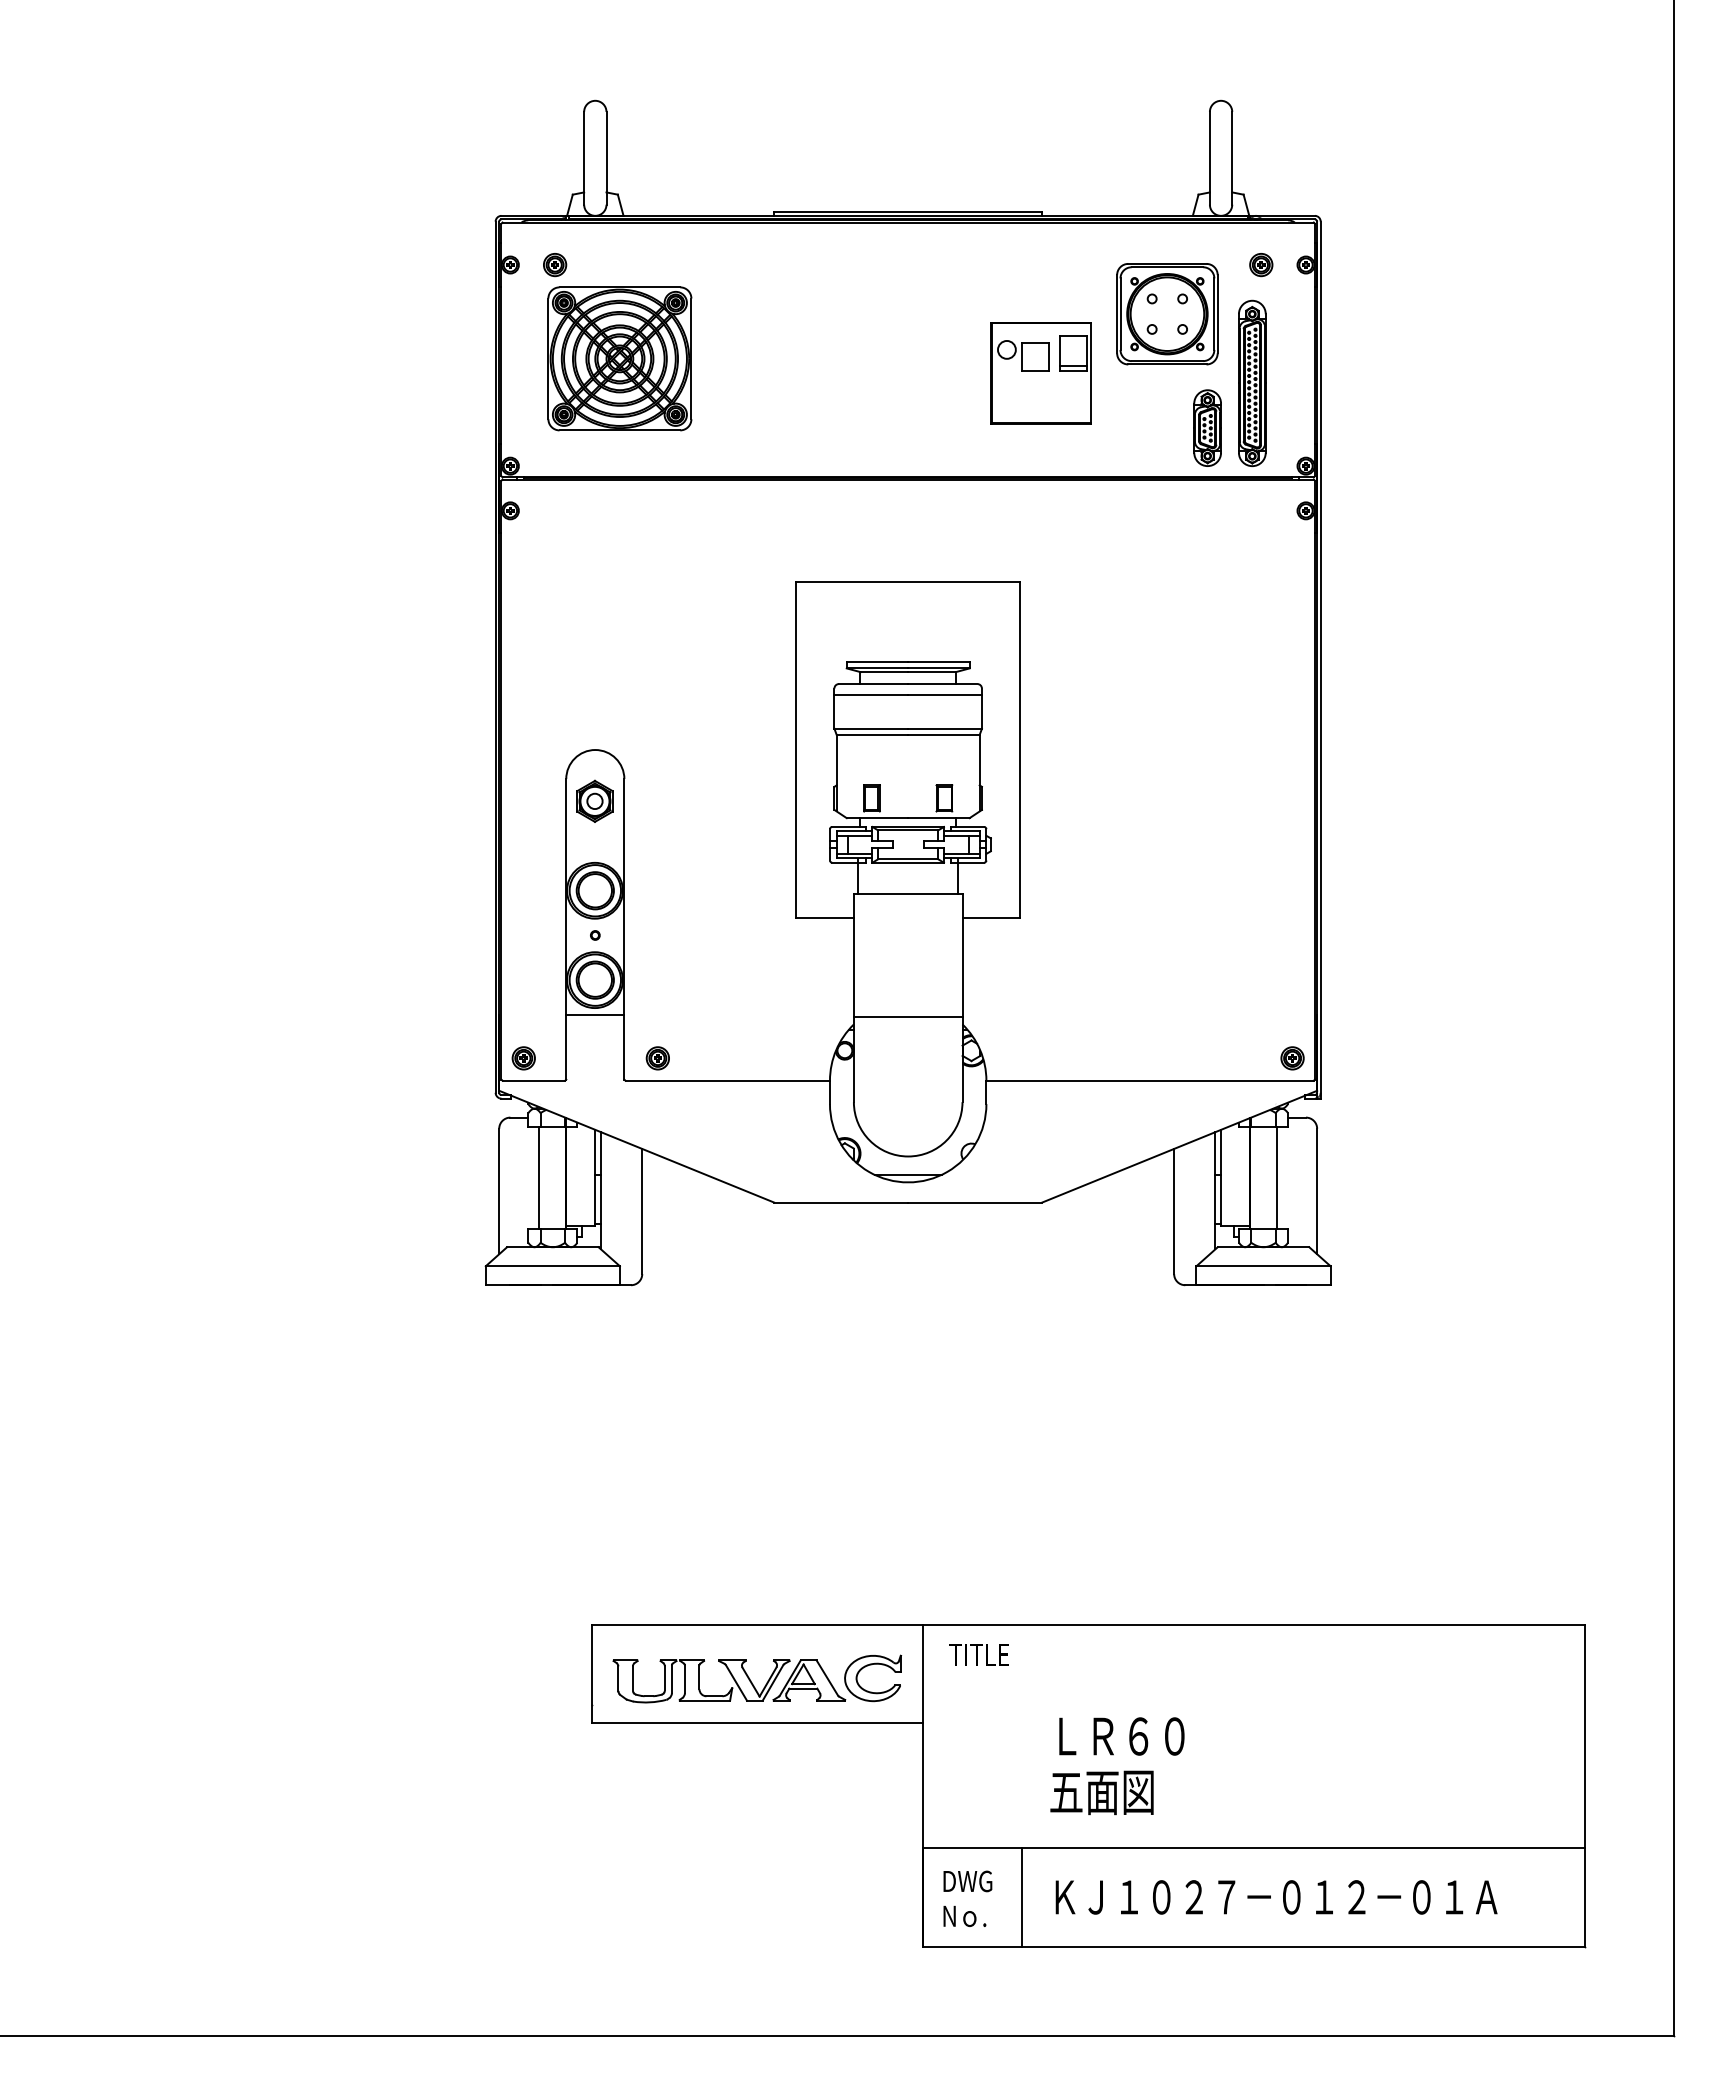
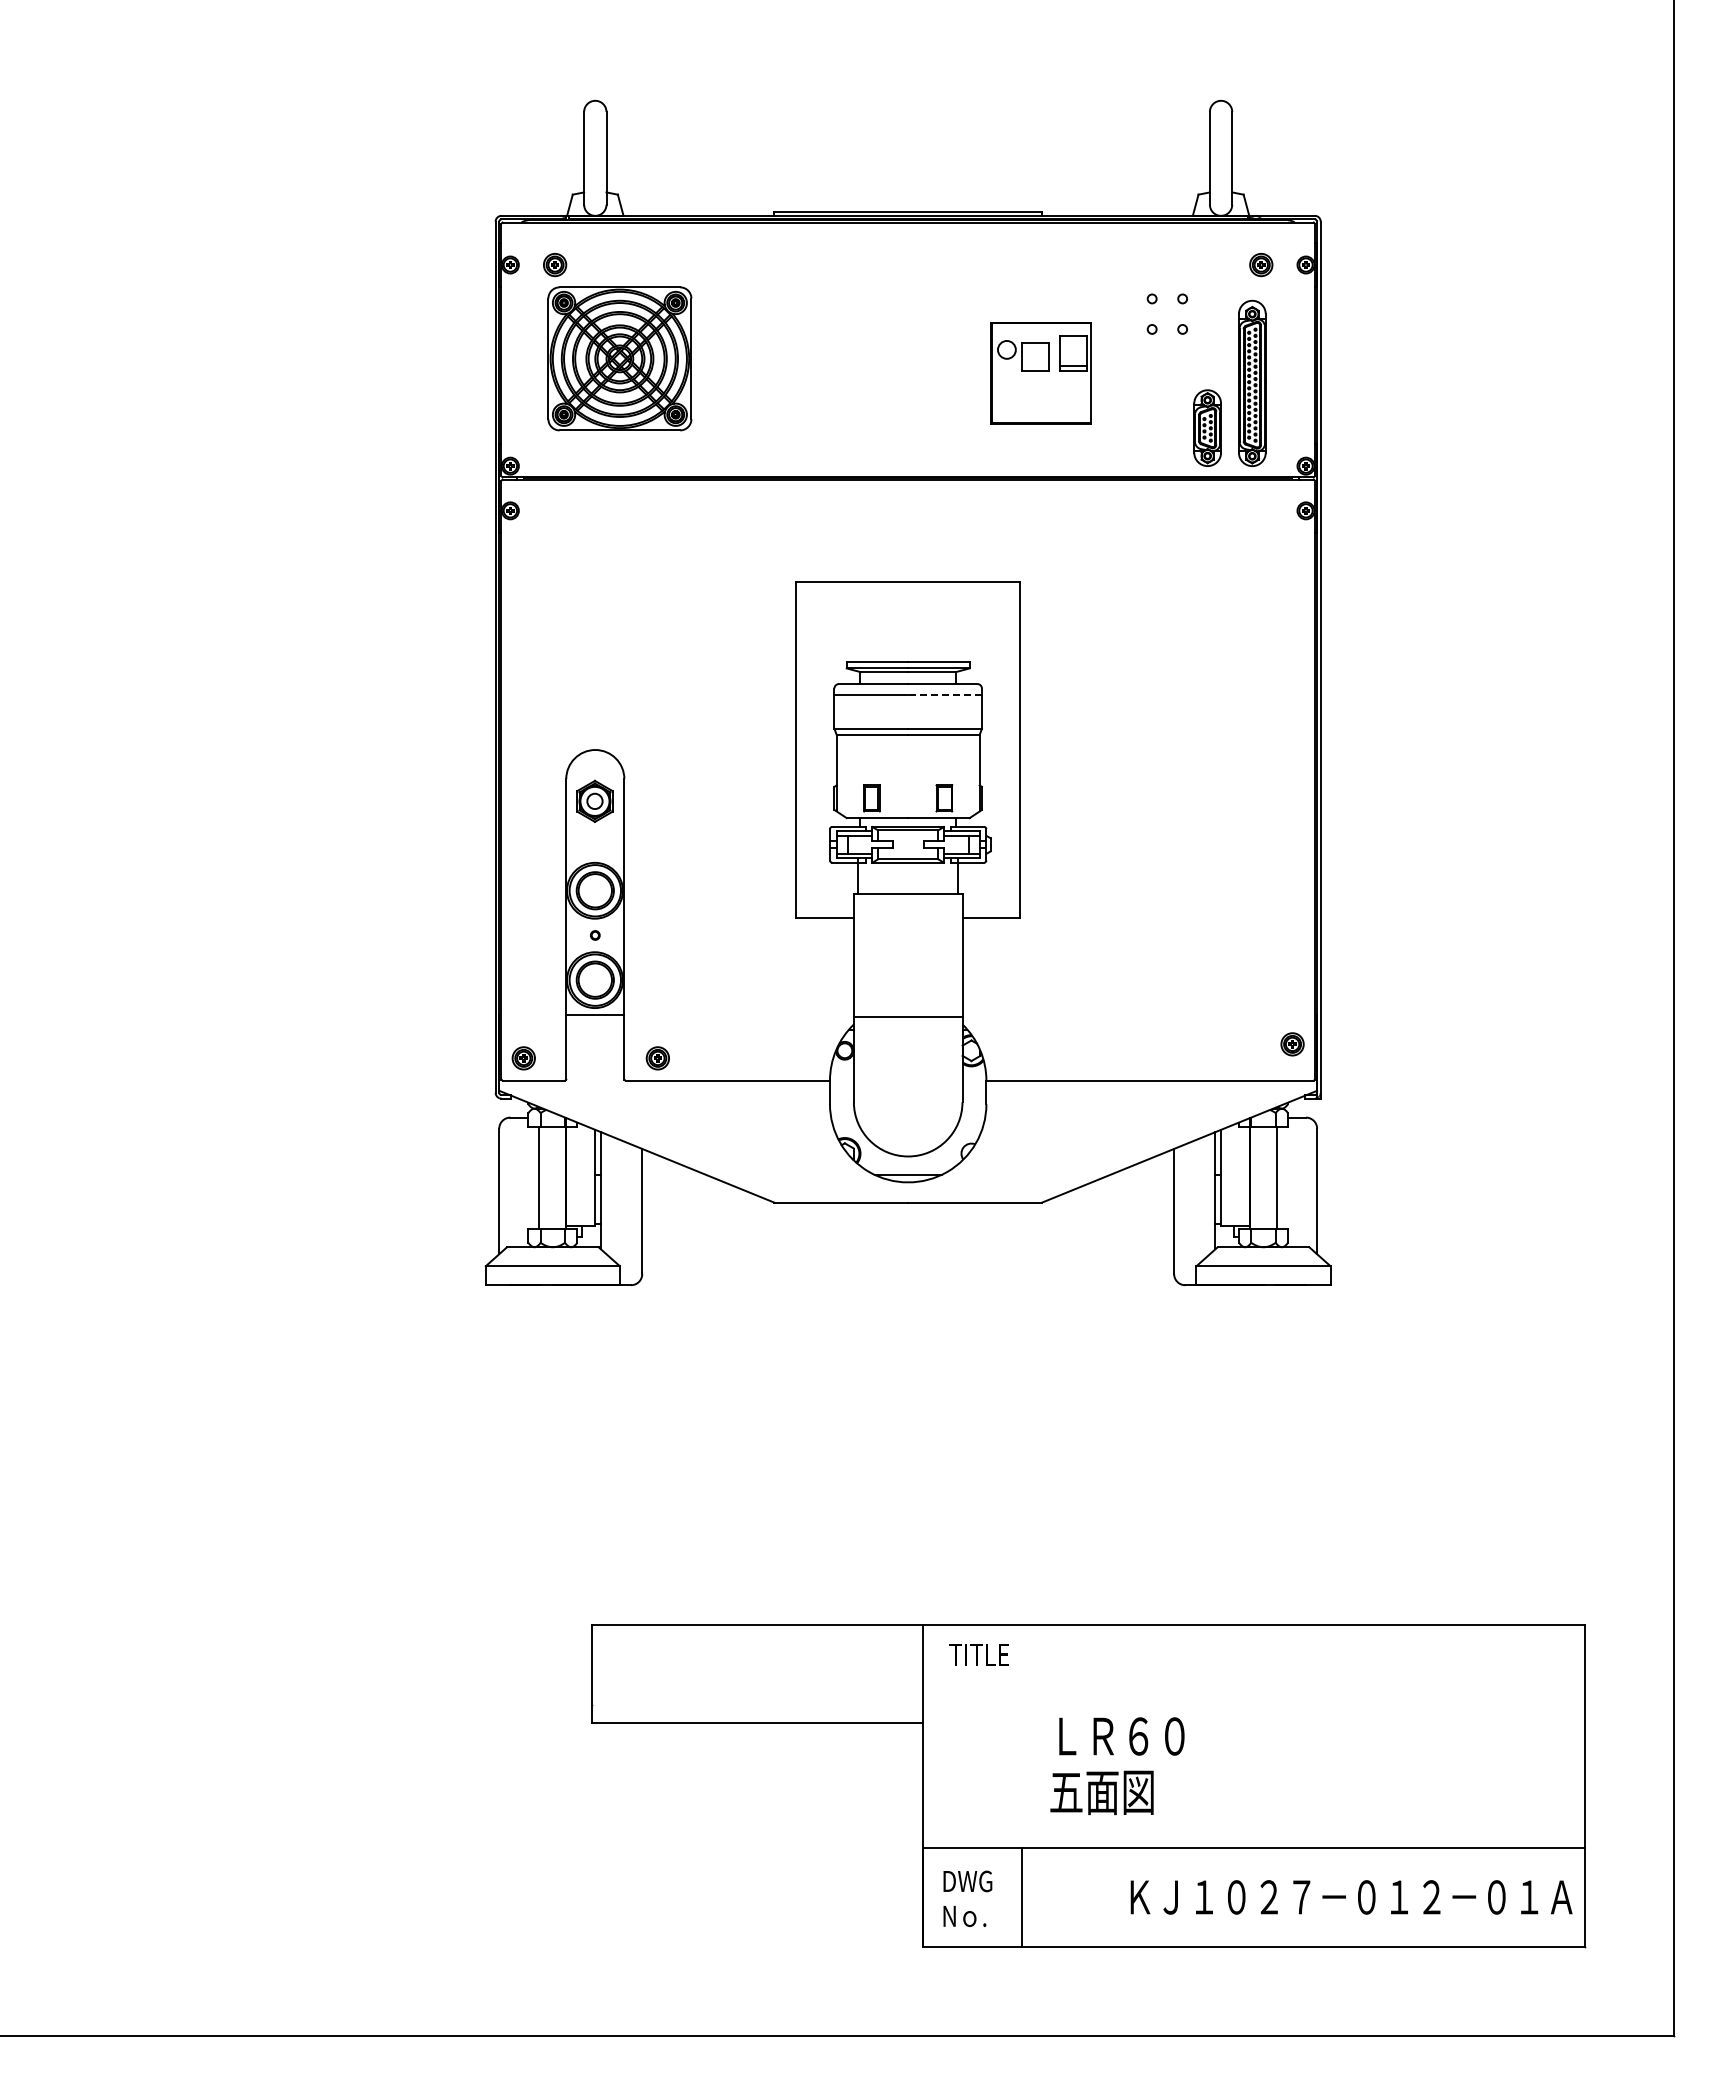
part: present -> none (1167, 314)
line: solid -> dashed (945, 695)
part position: (1292, 1058) -> (1292, 1044) (1292, 1044)
part: present -> none (751, 1680)
text position: (1276, 1897) -> (1351, 1897) (1351, 1897)
